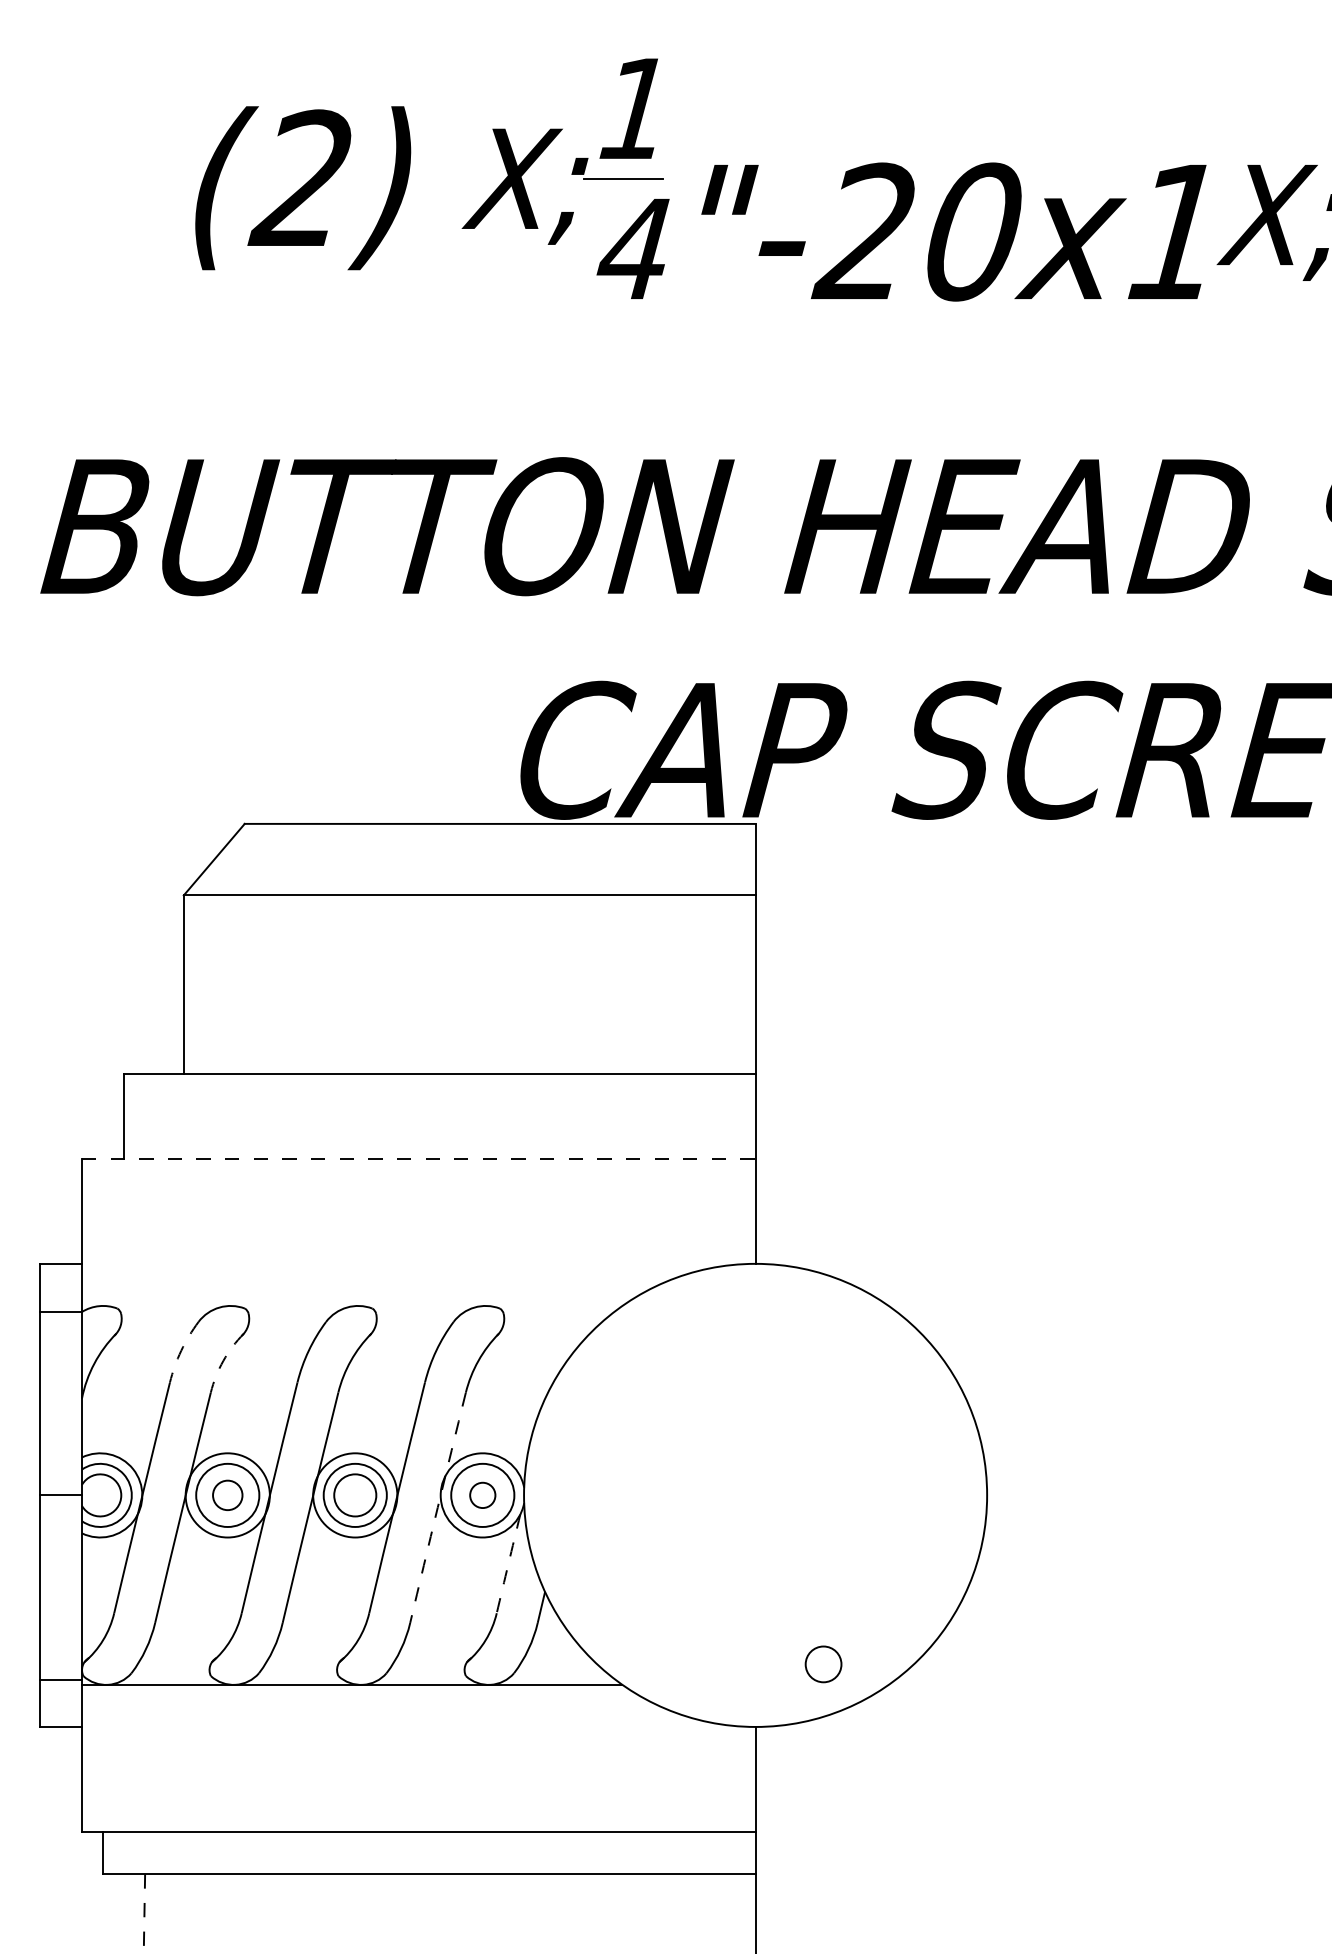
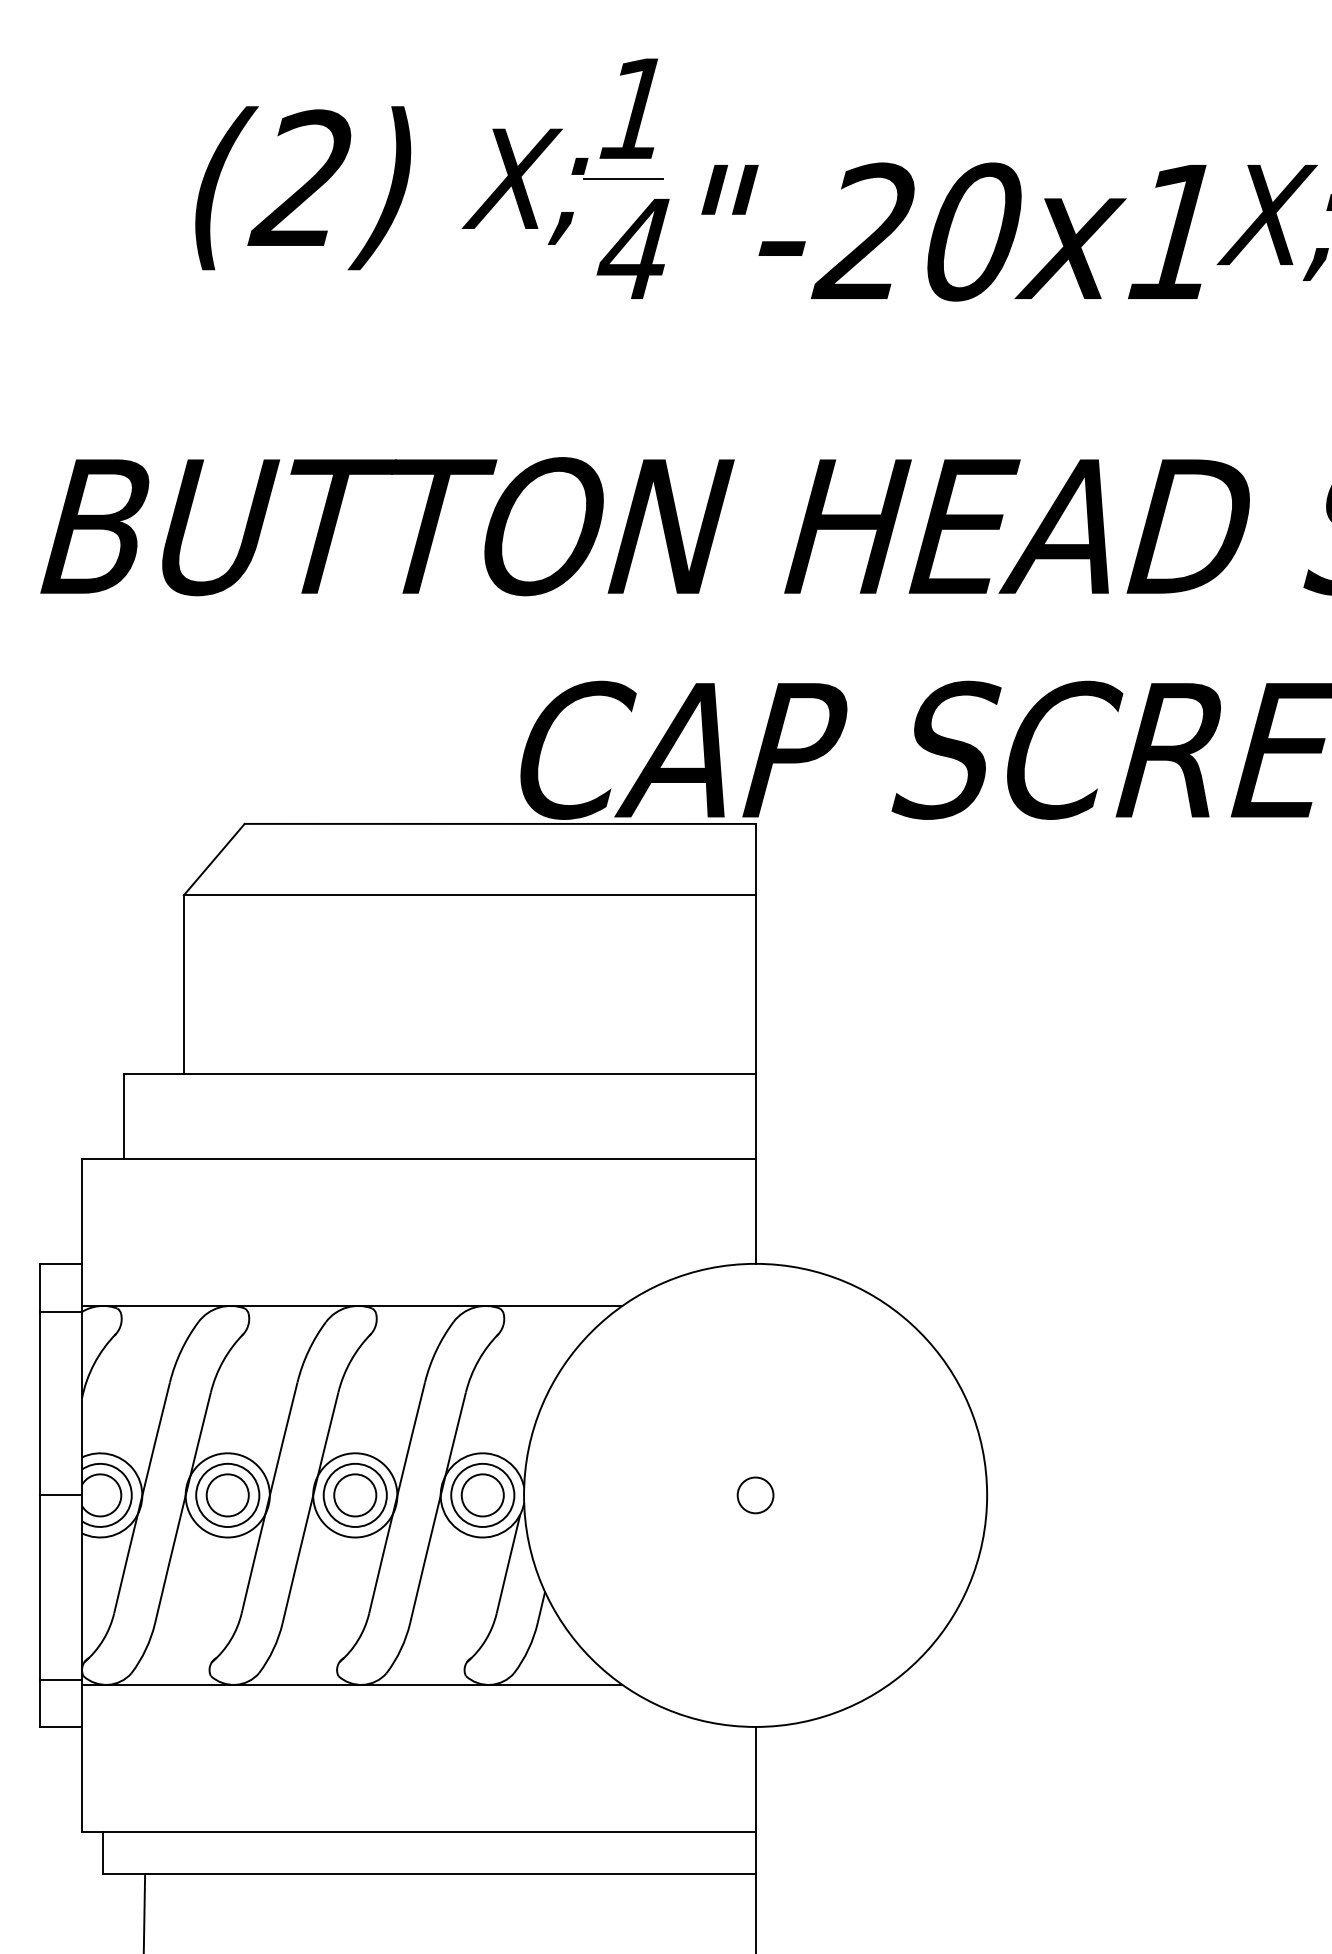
line: dashed -> solid (418, 1158)
line: none -> present (351, 1305)
arc: dashed -> solid (181, 1350)
arc: dashed -> solid (223, 1360)
circle diameter: 29 px -> 42 px (227, 1495)
circle diameter: 25 px -> 42 px (482, 1495)
arc: dashed -> solid (437, 1507)
arc: dashed -> solid (508, 1563)
circle position: (823, 1664) -> (755, 1495) (755, 1495)
line: dashed -> solid (144, 1914)
